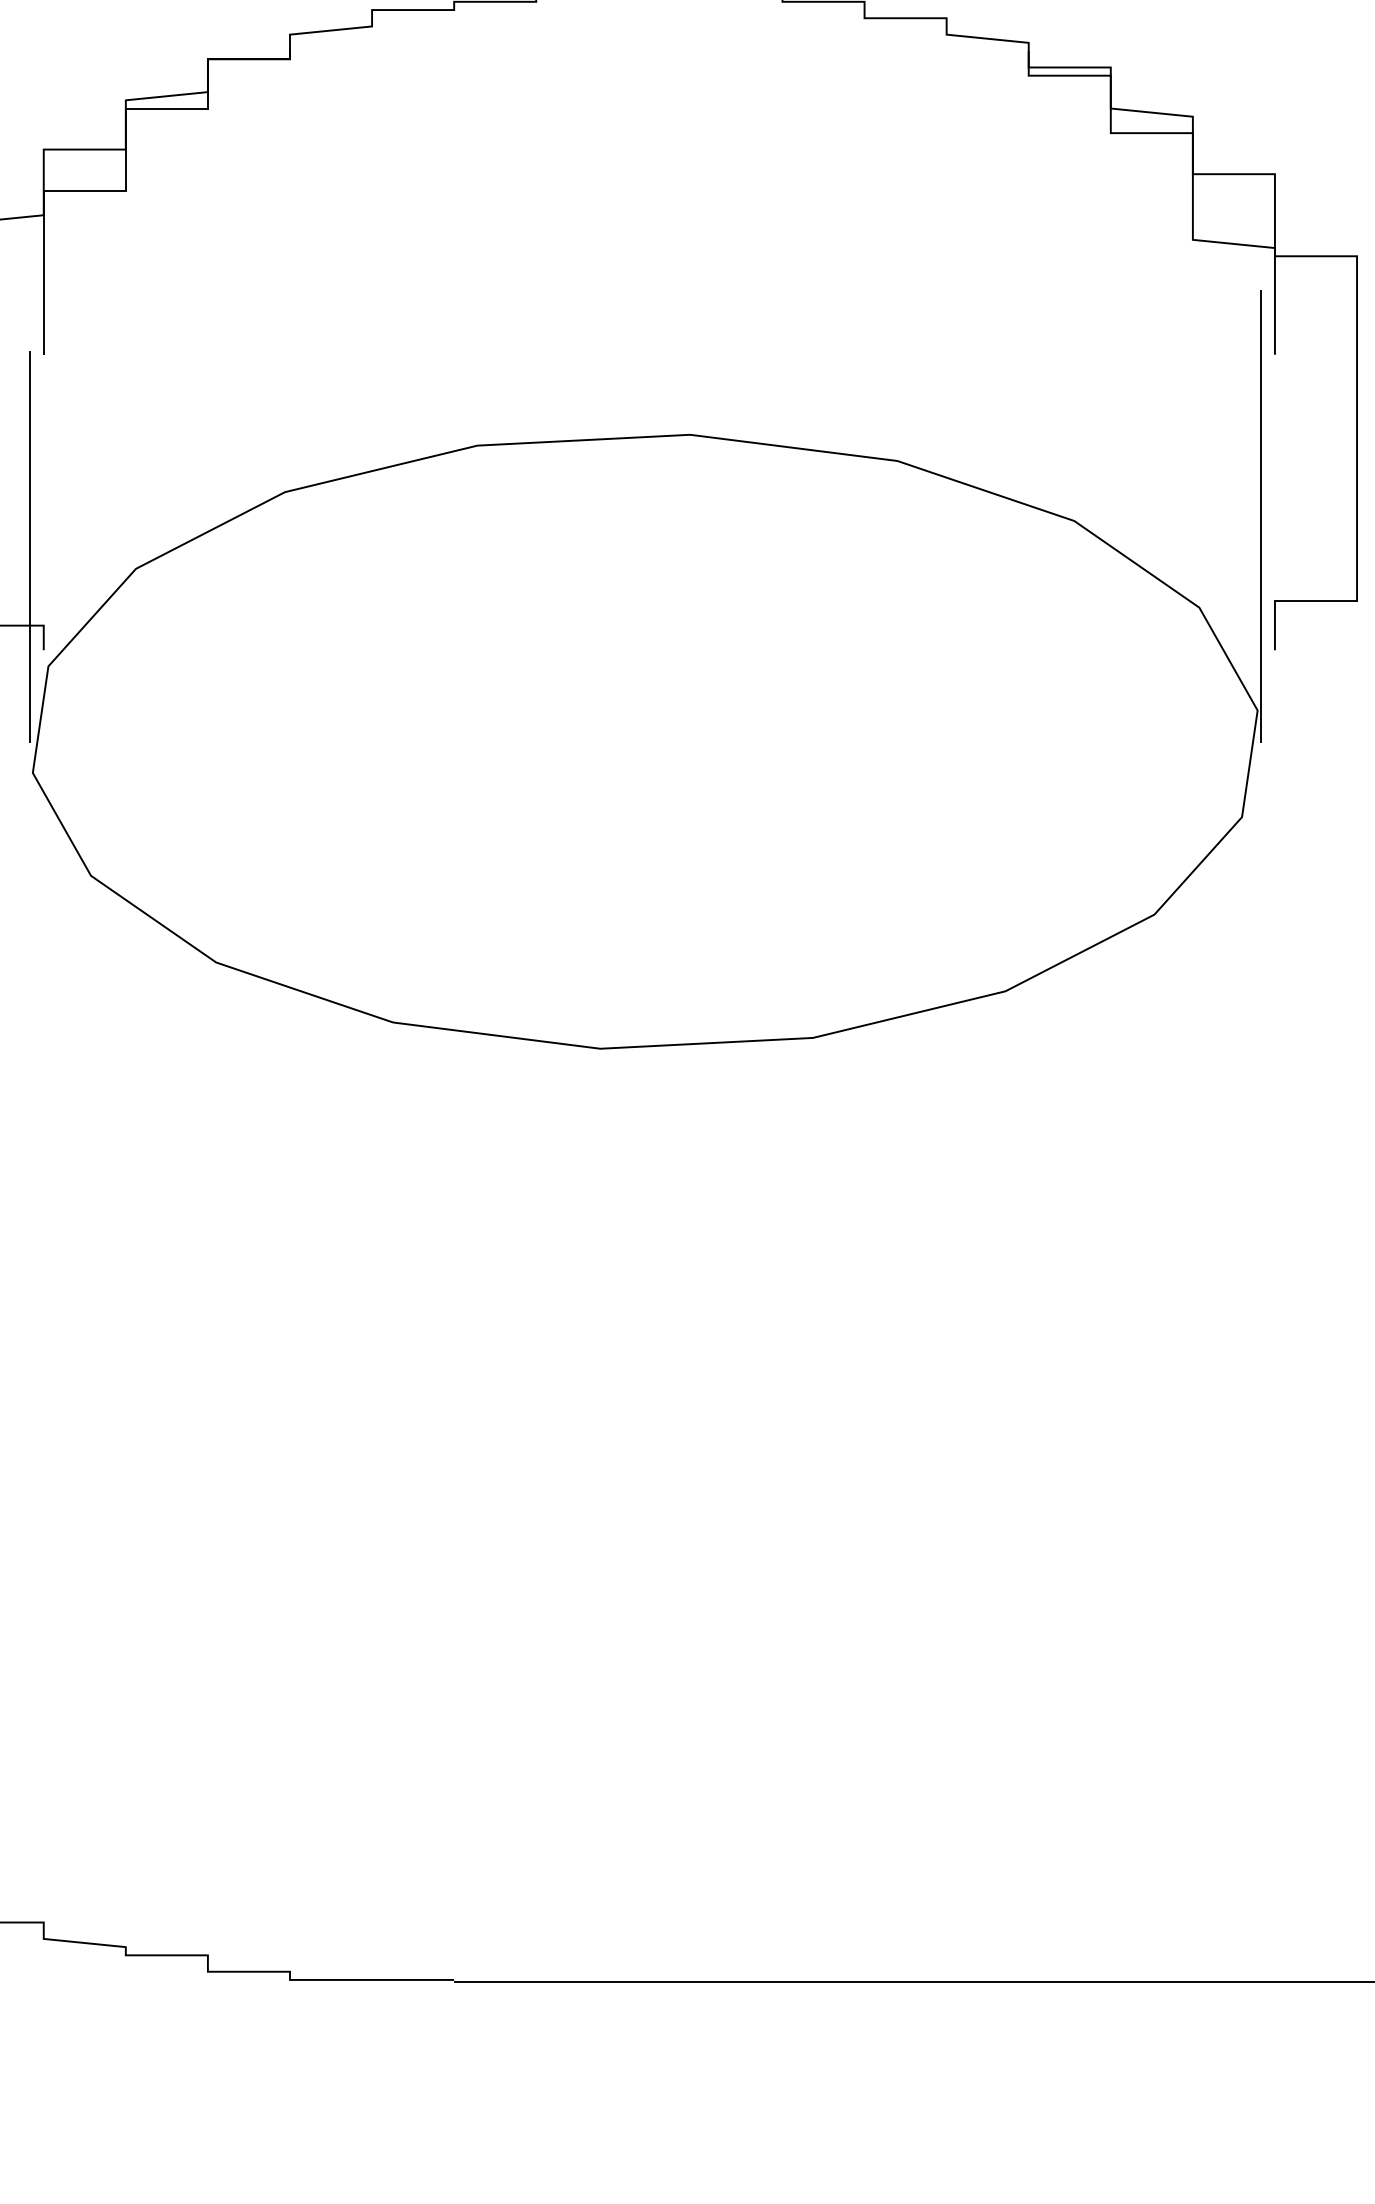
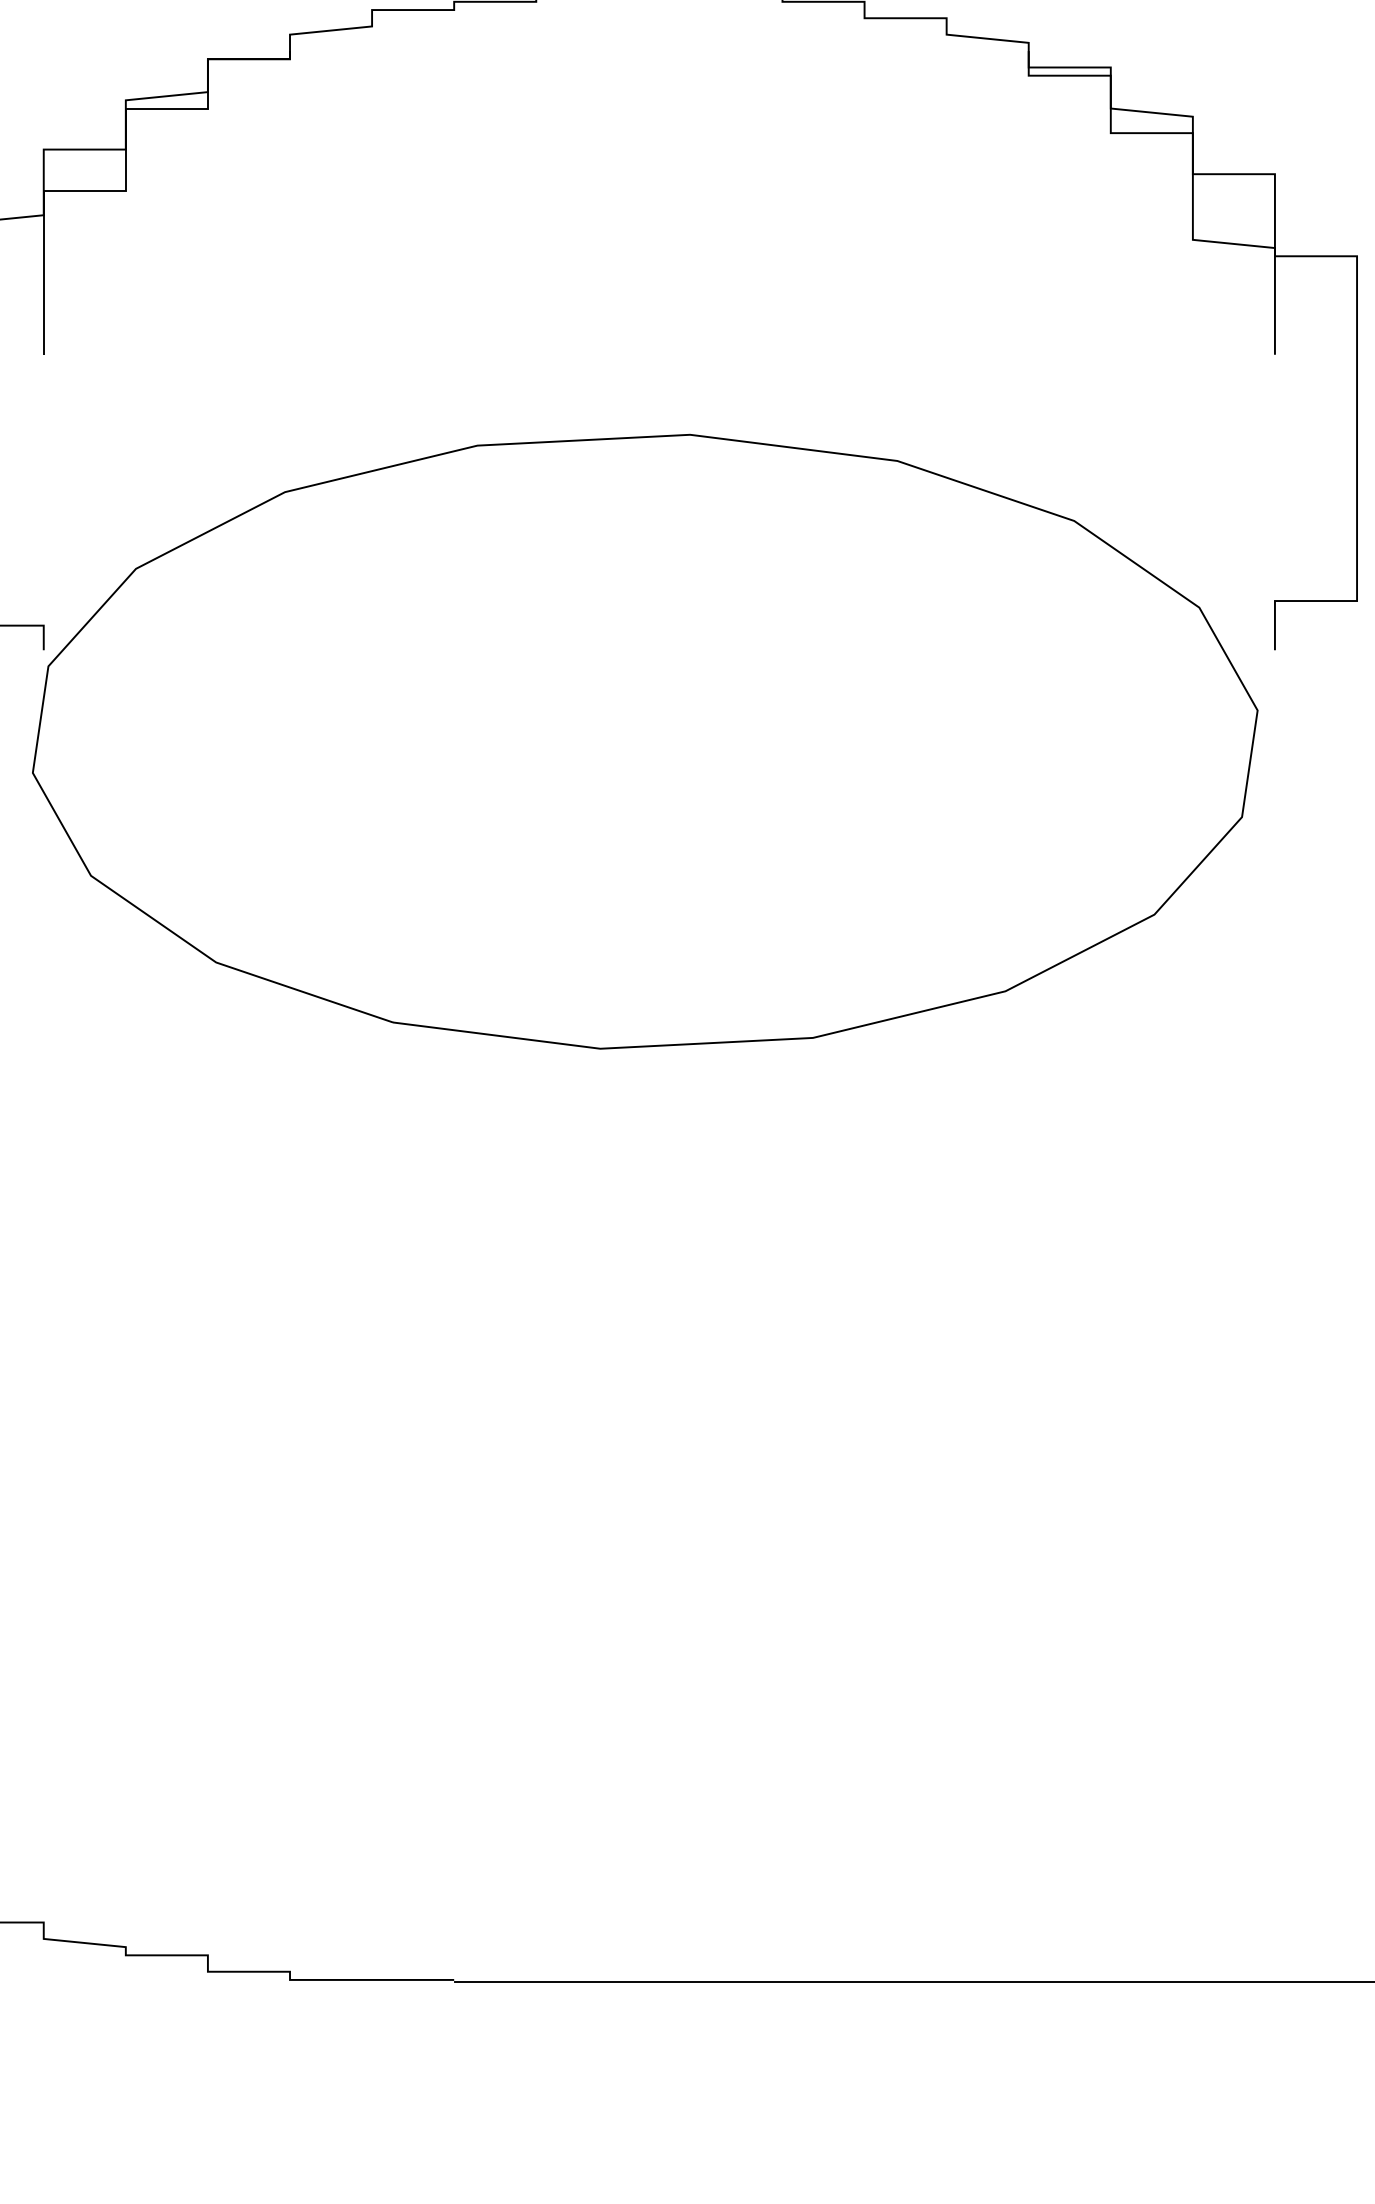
line: present -> none (1260, 516)
line: present -> none (29, 546)
